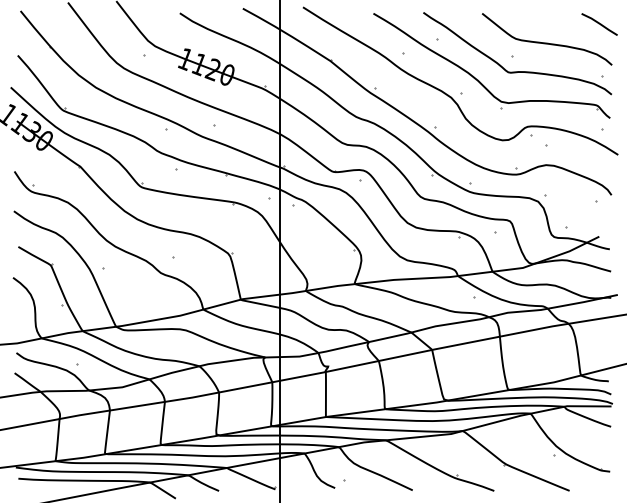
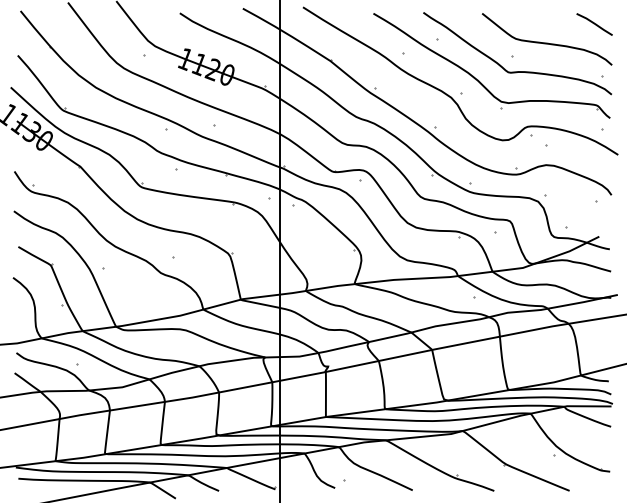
line position: (599, 24) -> (594, 24) (594, 24)
